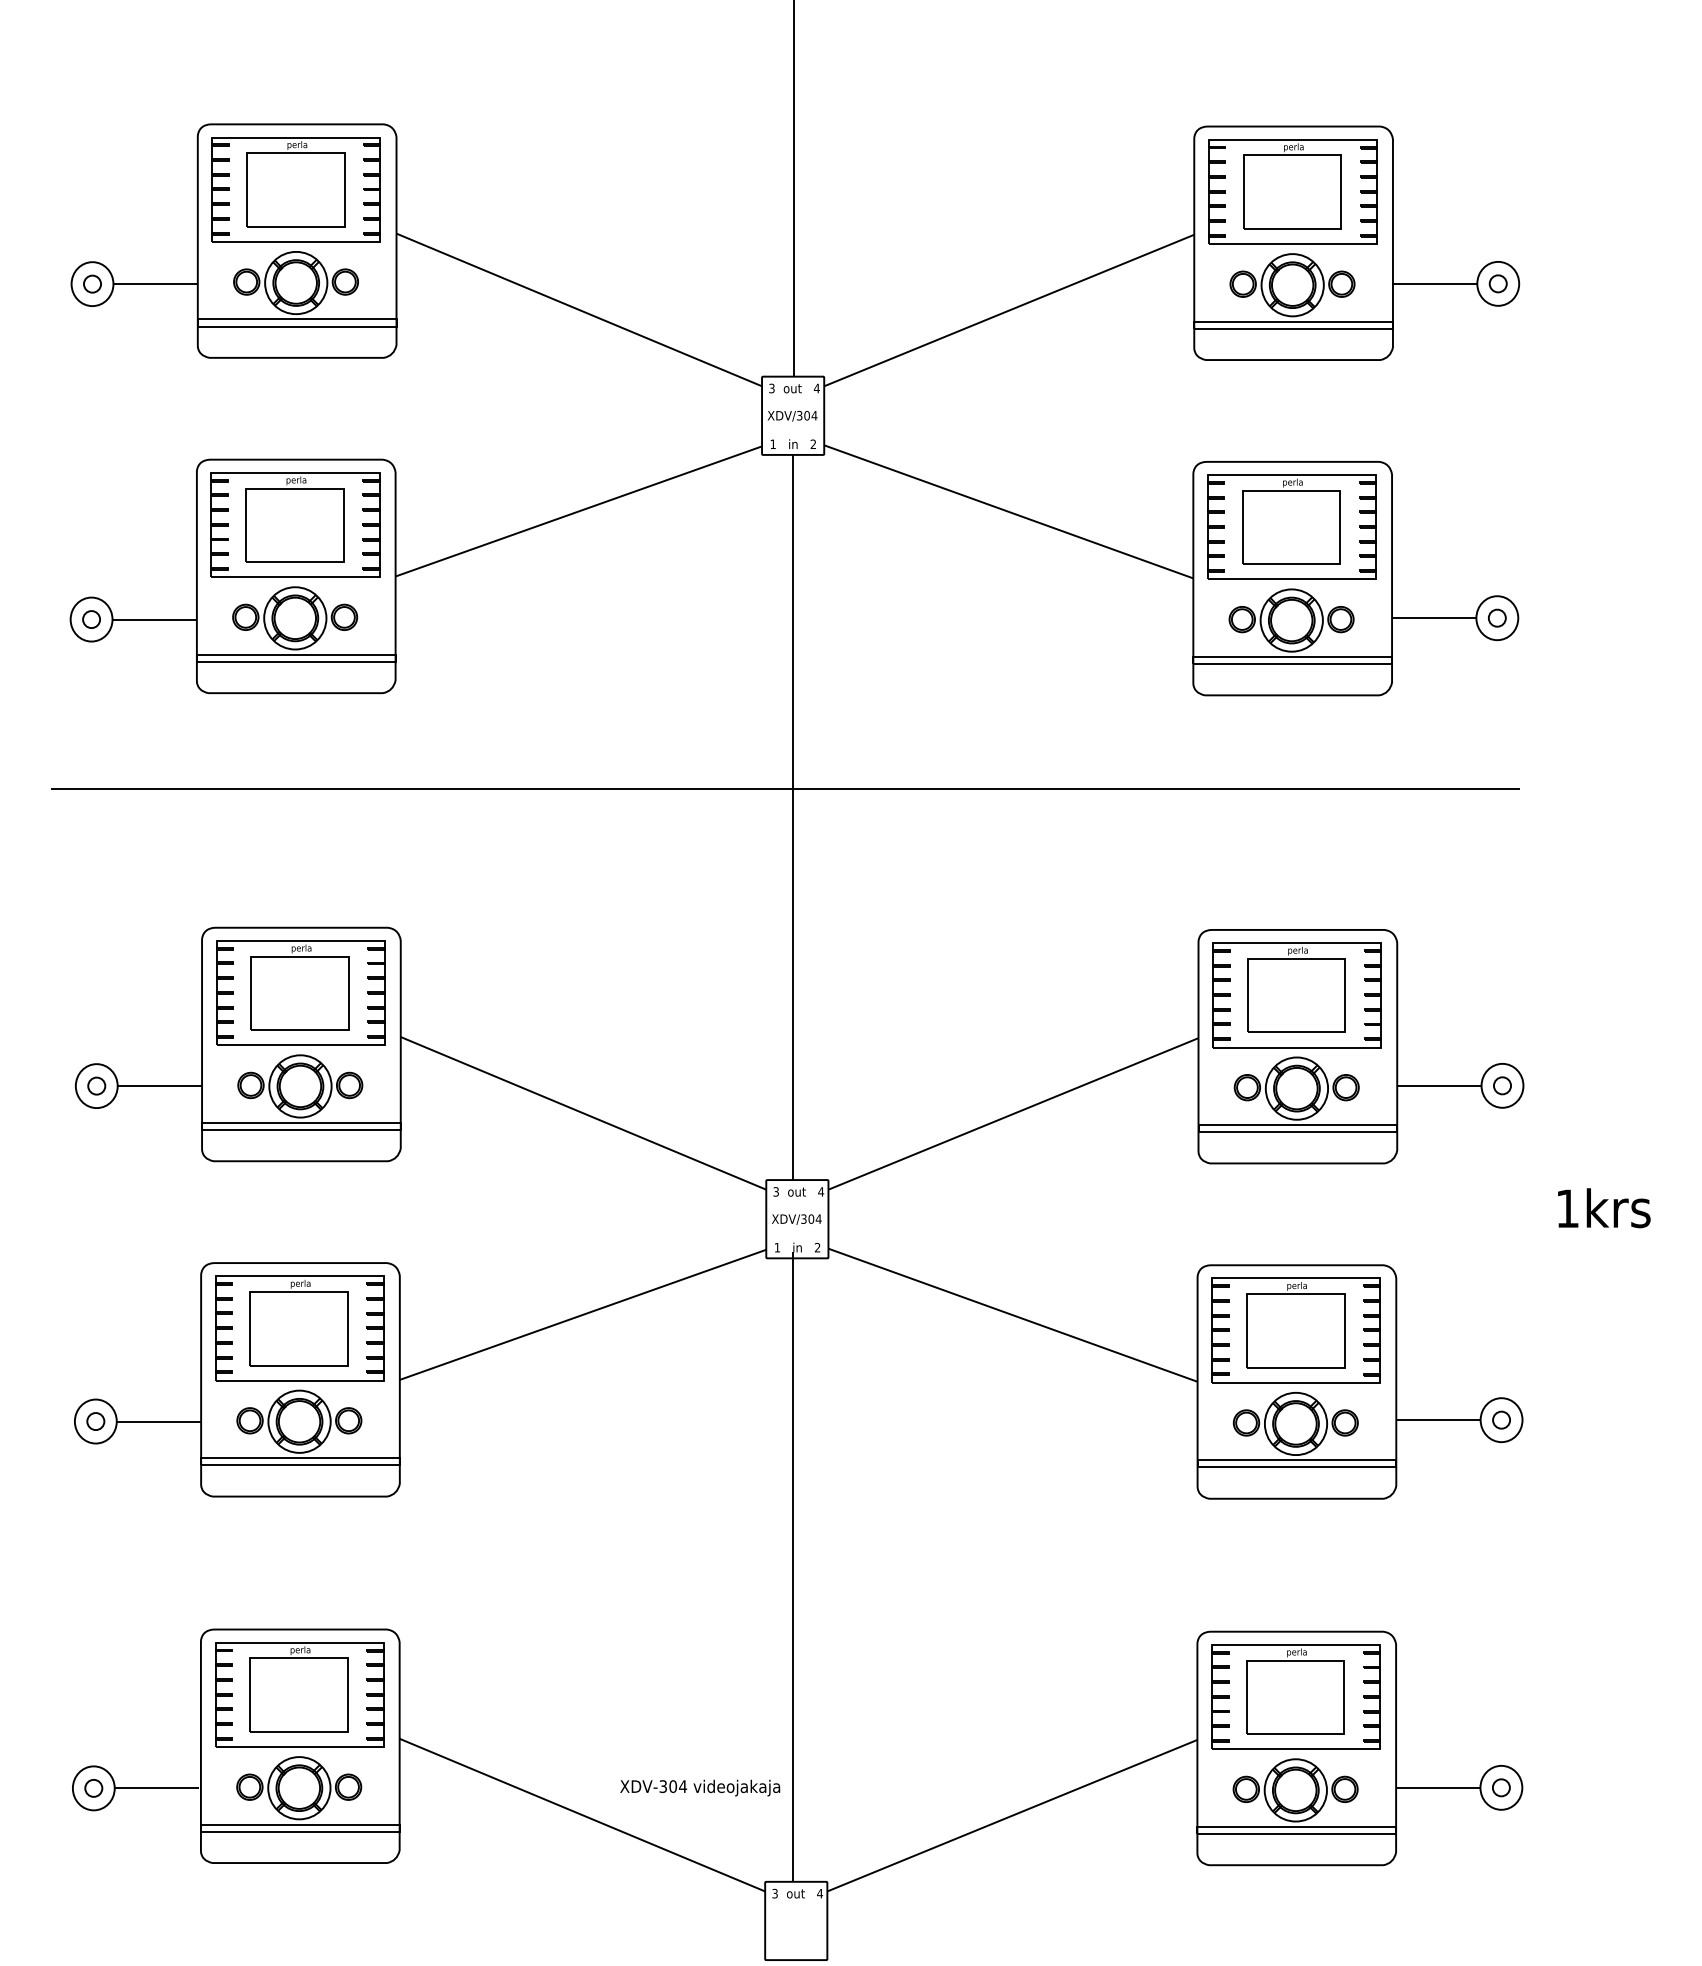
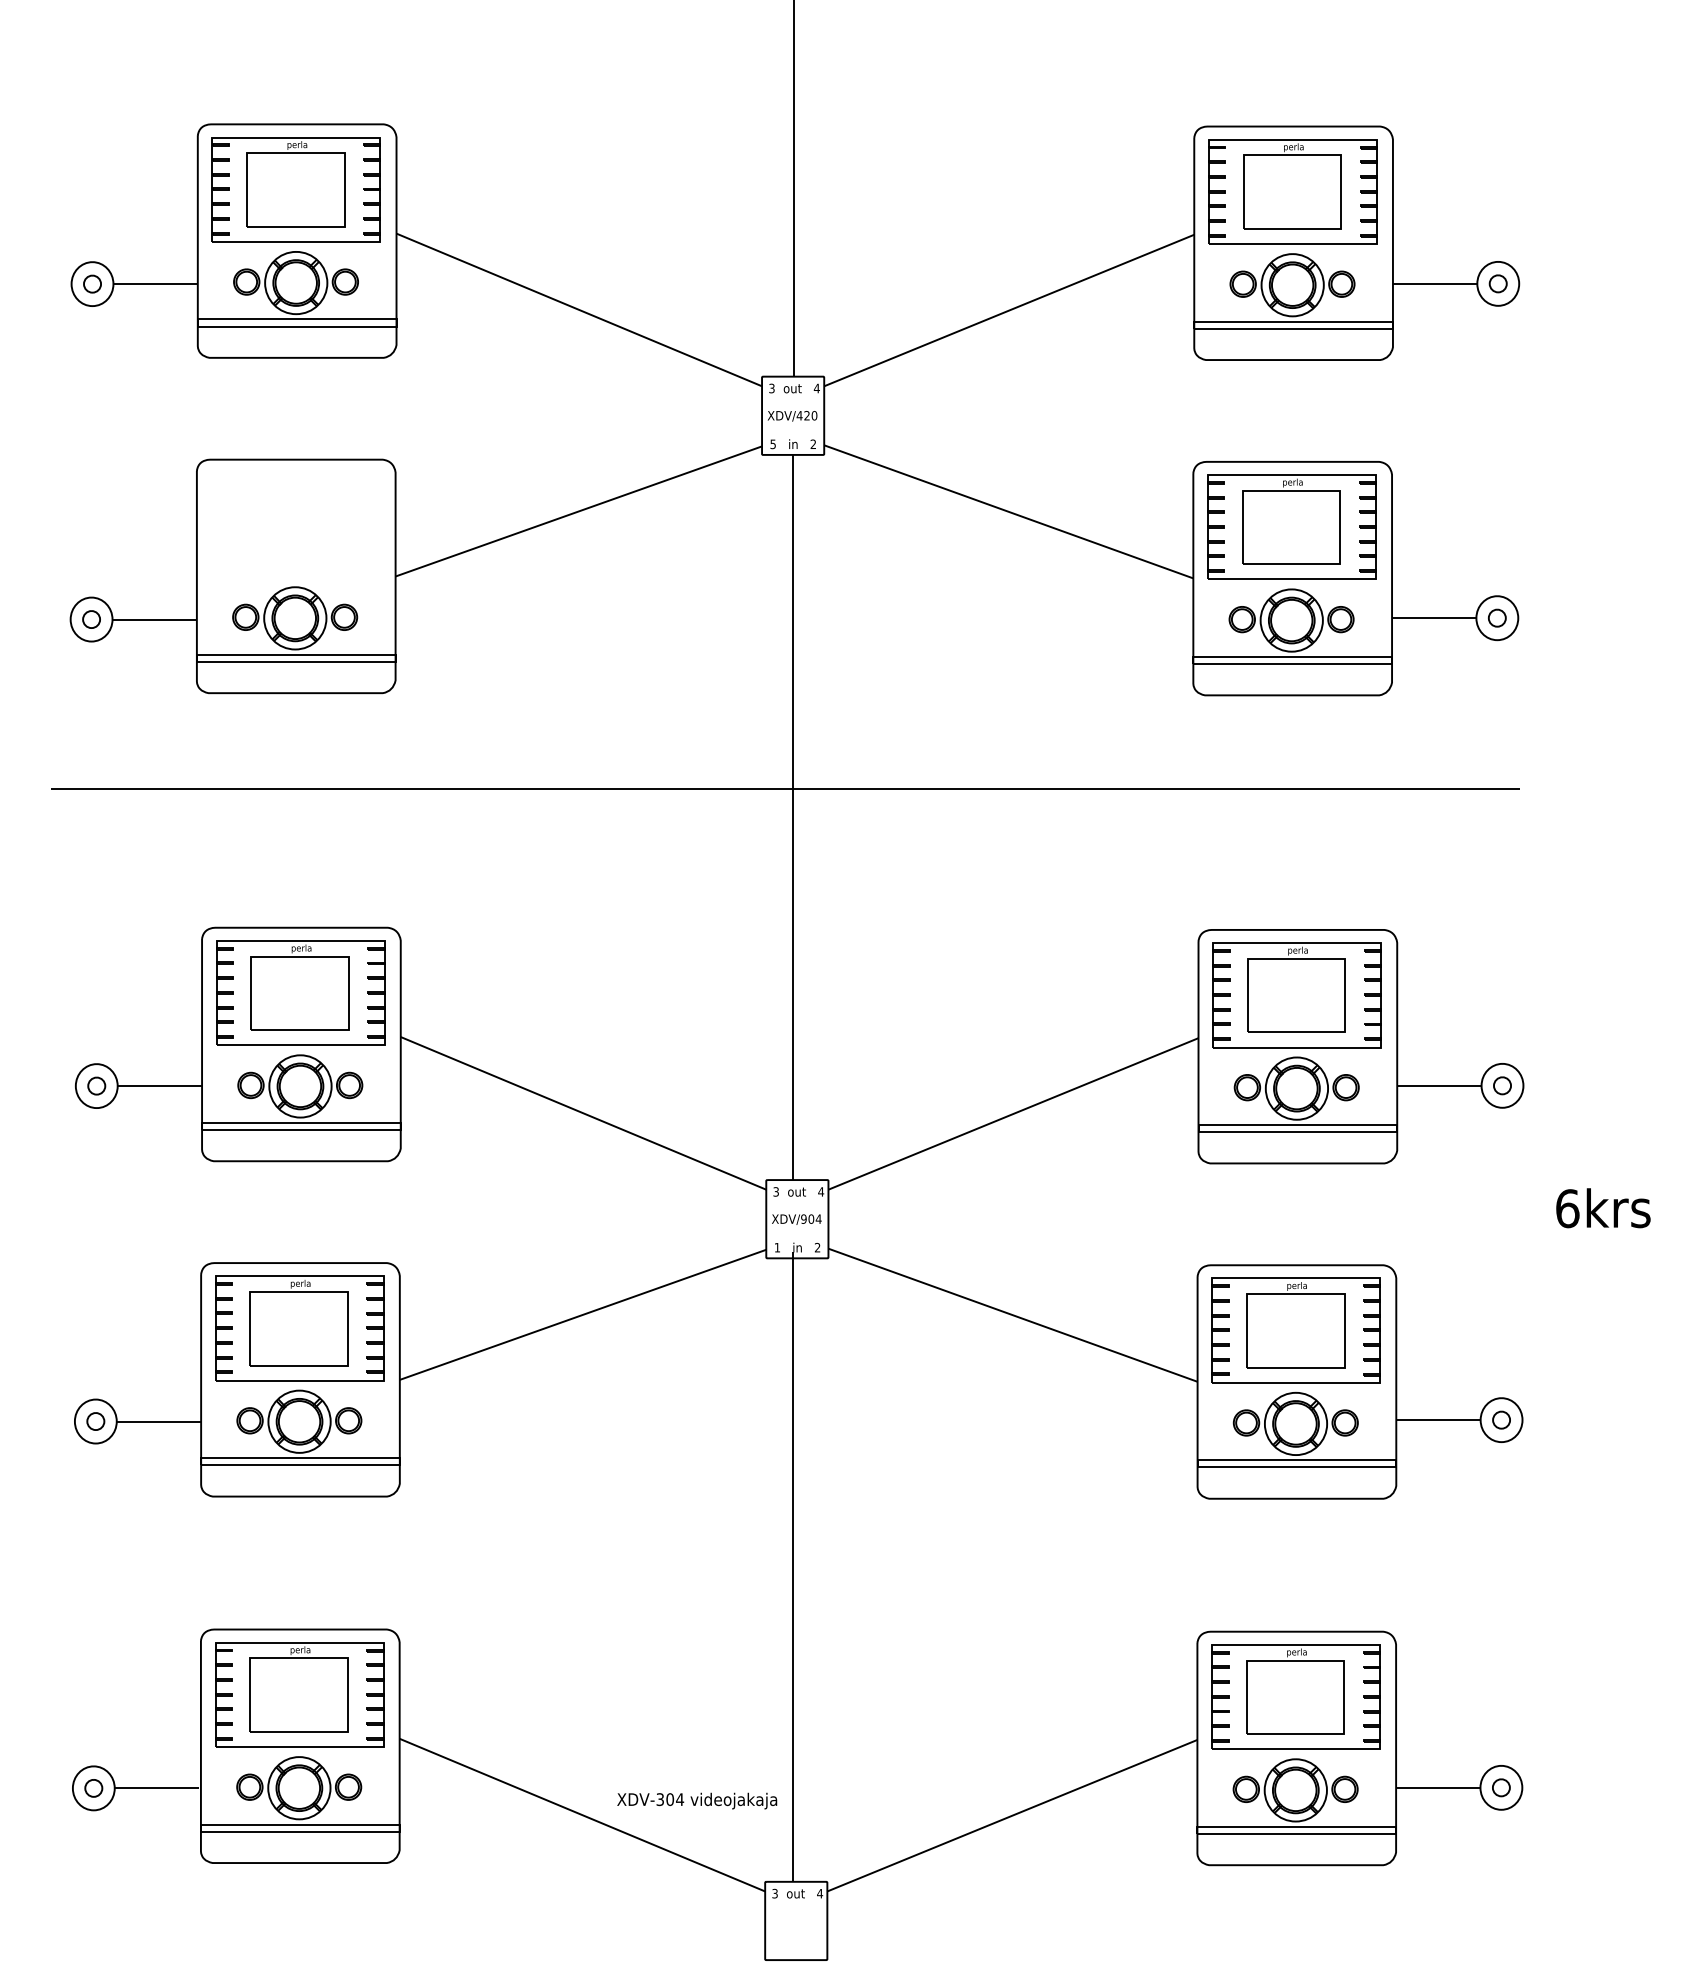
text: XDV/304 -> XDV/420 (806, 415)
text: 1 -> 5 (772, 444)
part: present -> none (295, 524)
text: 1krs -> 6krs (1567, 1208)
text: XDV/304 -> XDV/904 (803, 1218)
text position: (700, 1787) -> (697, 1800) (697, 1800)
